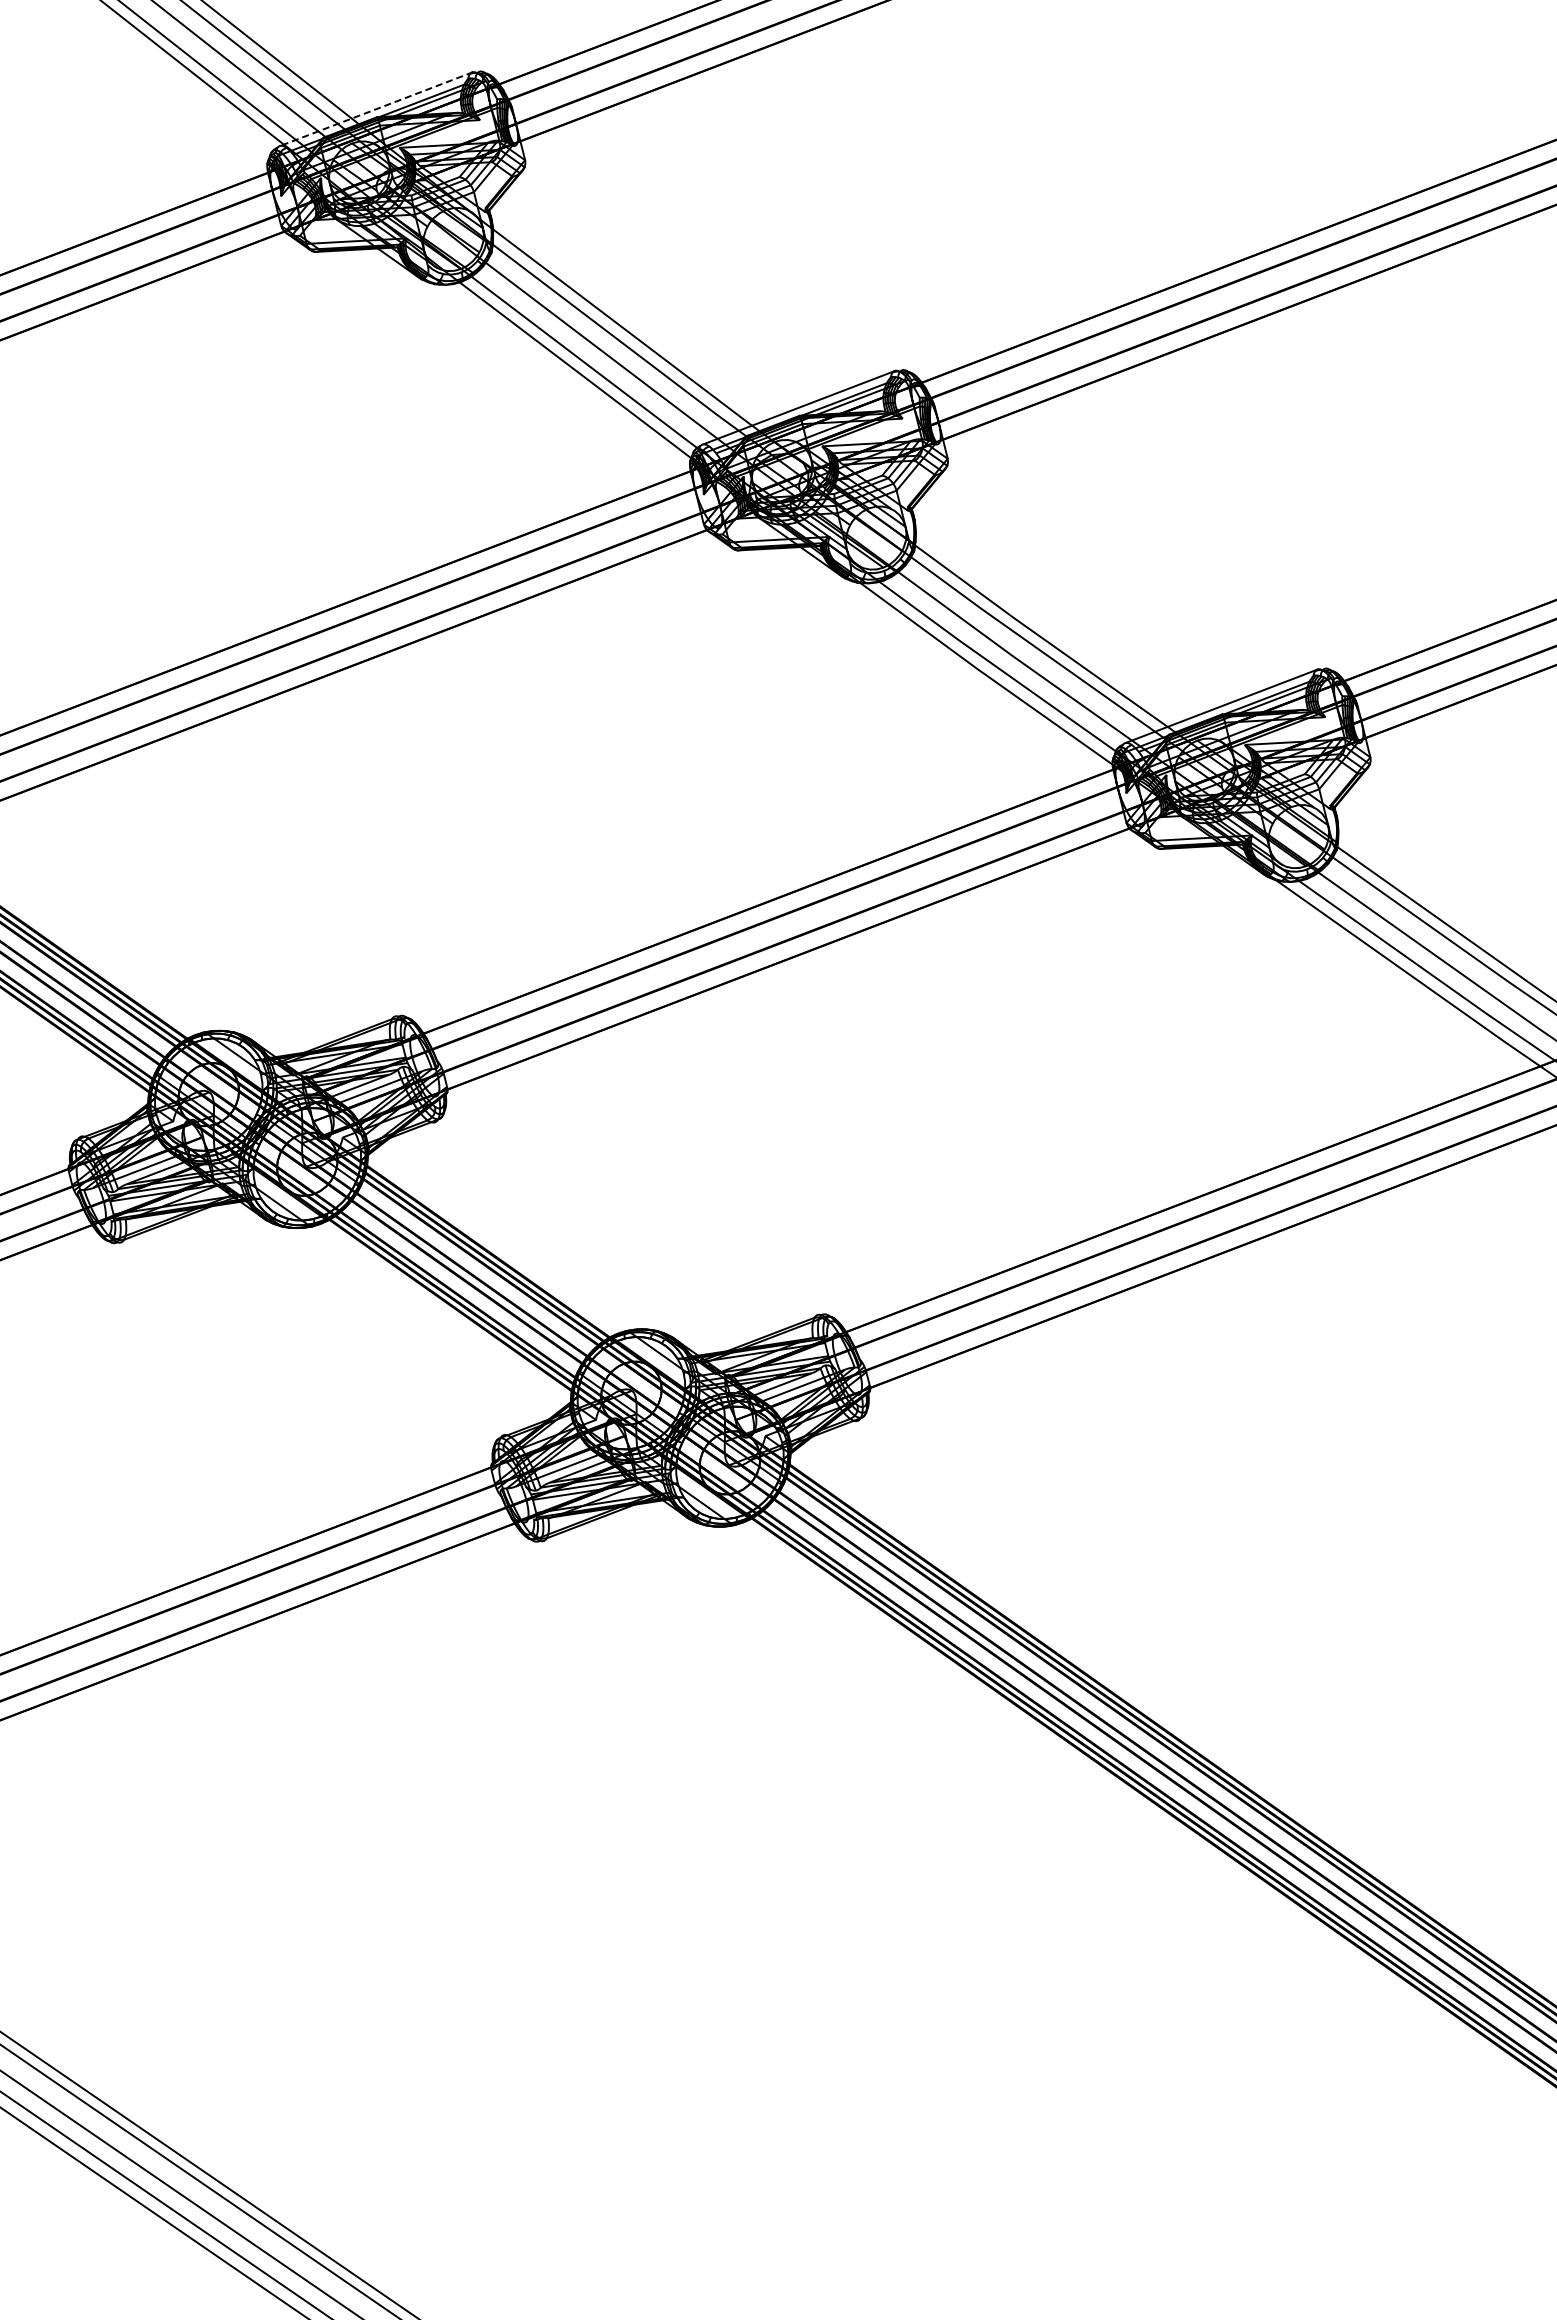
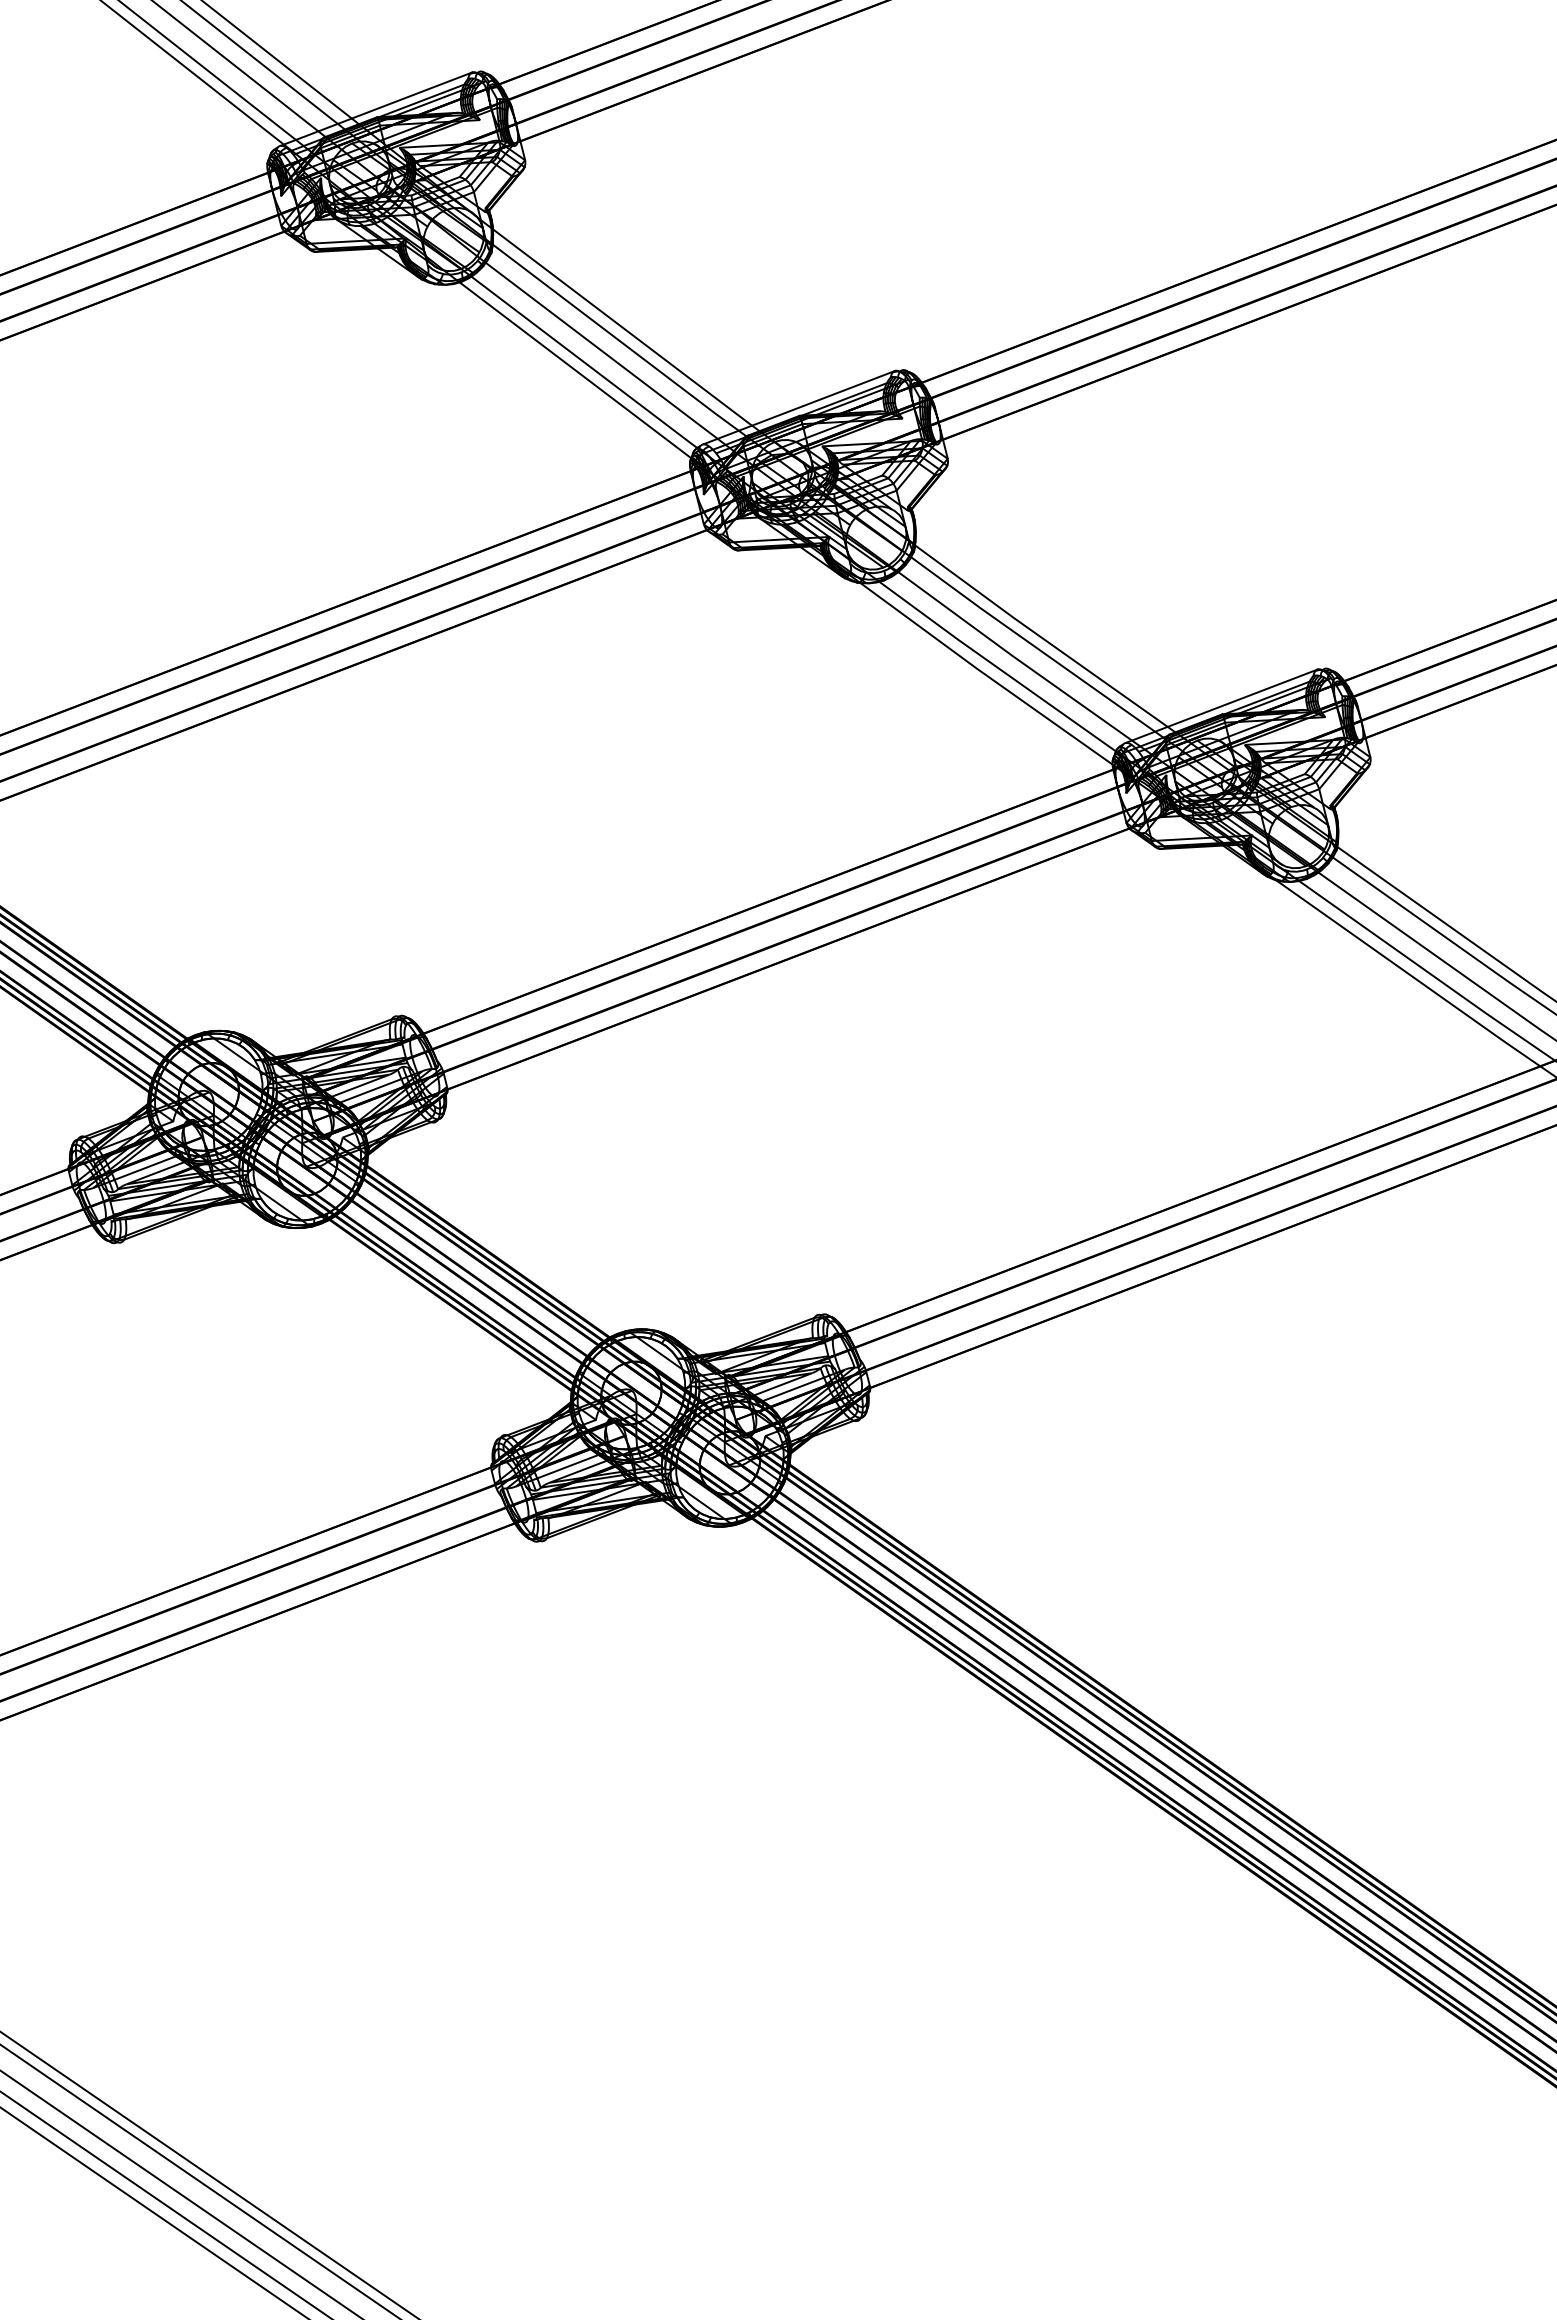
line: dashed -> solid (376, 108)
